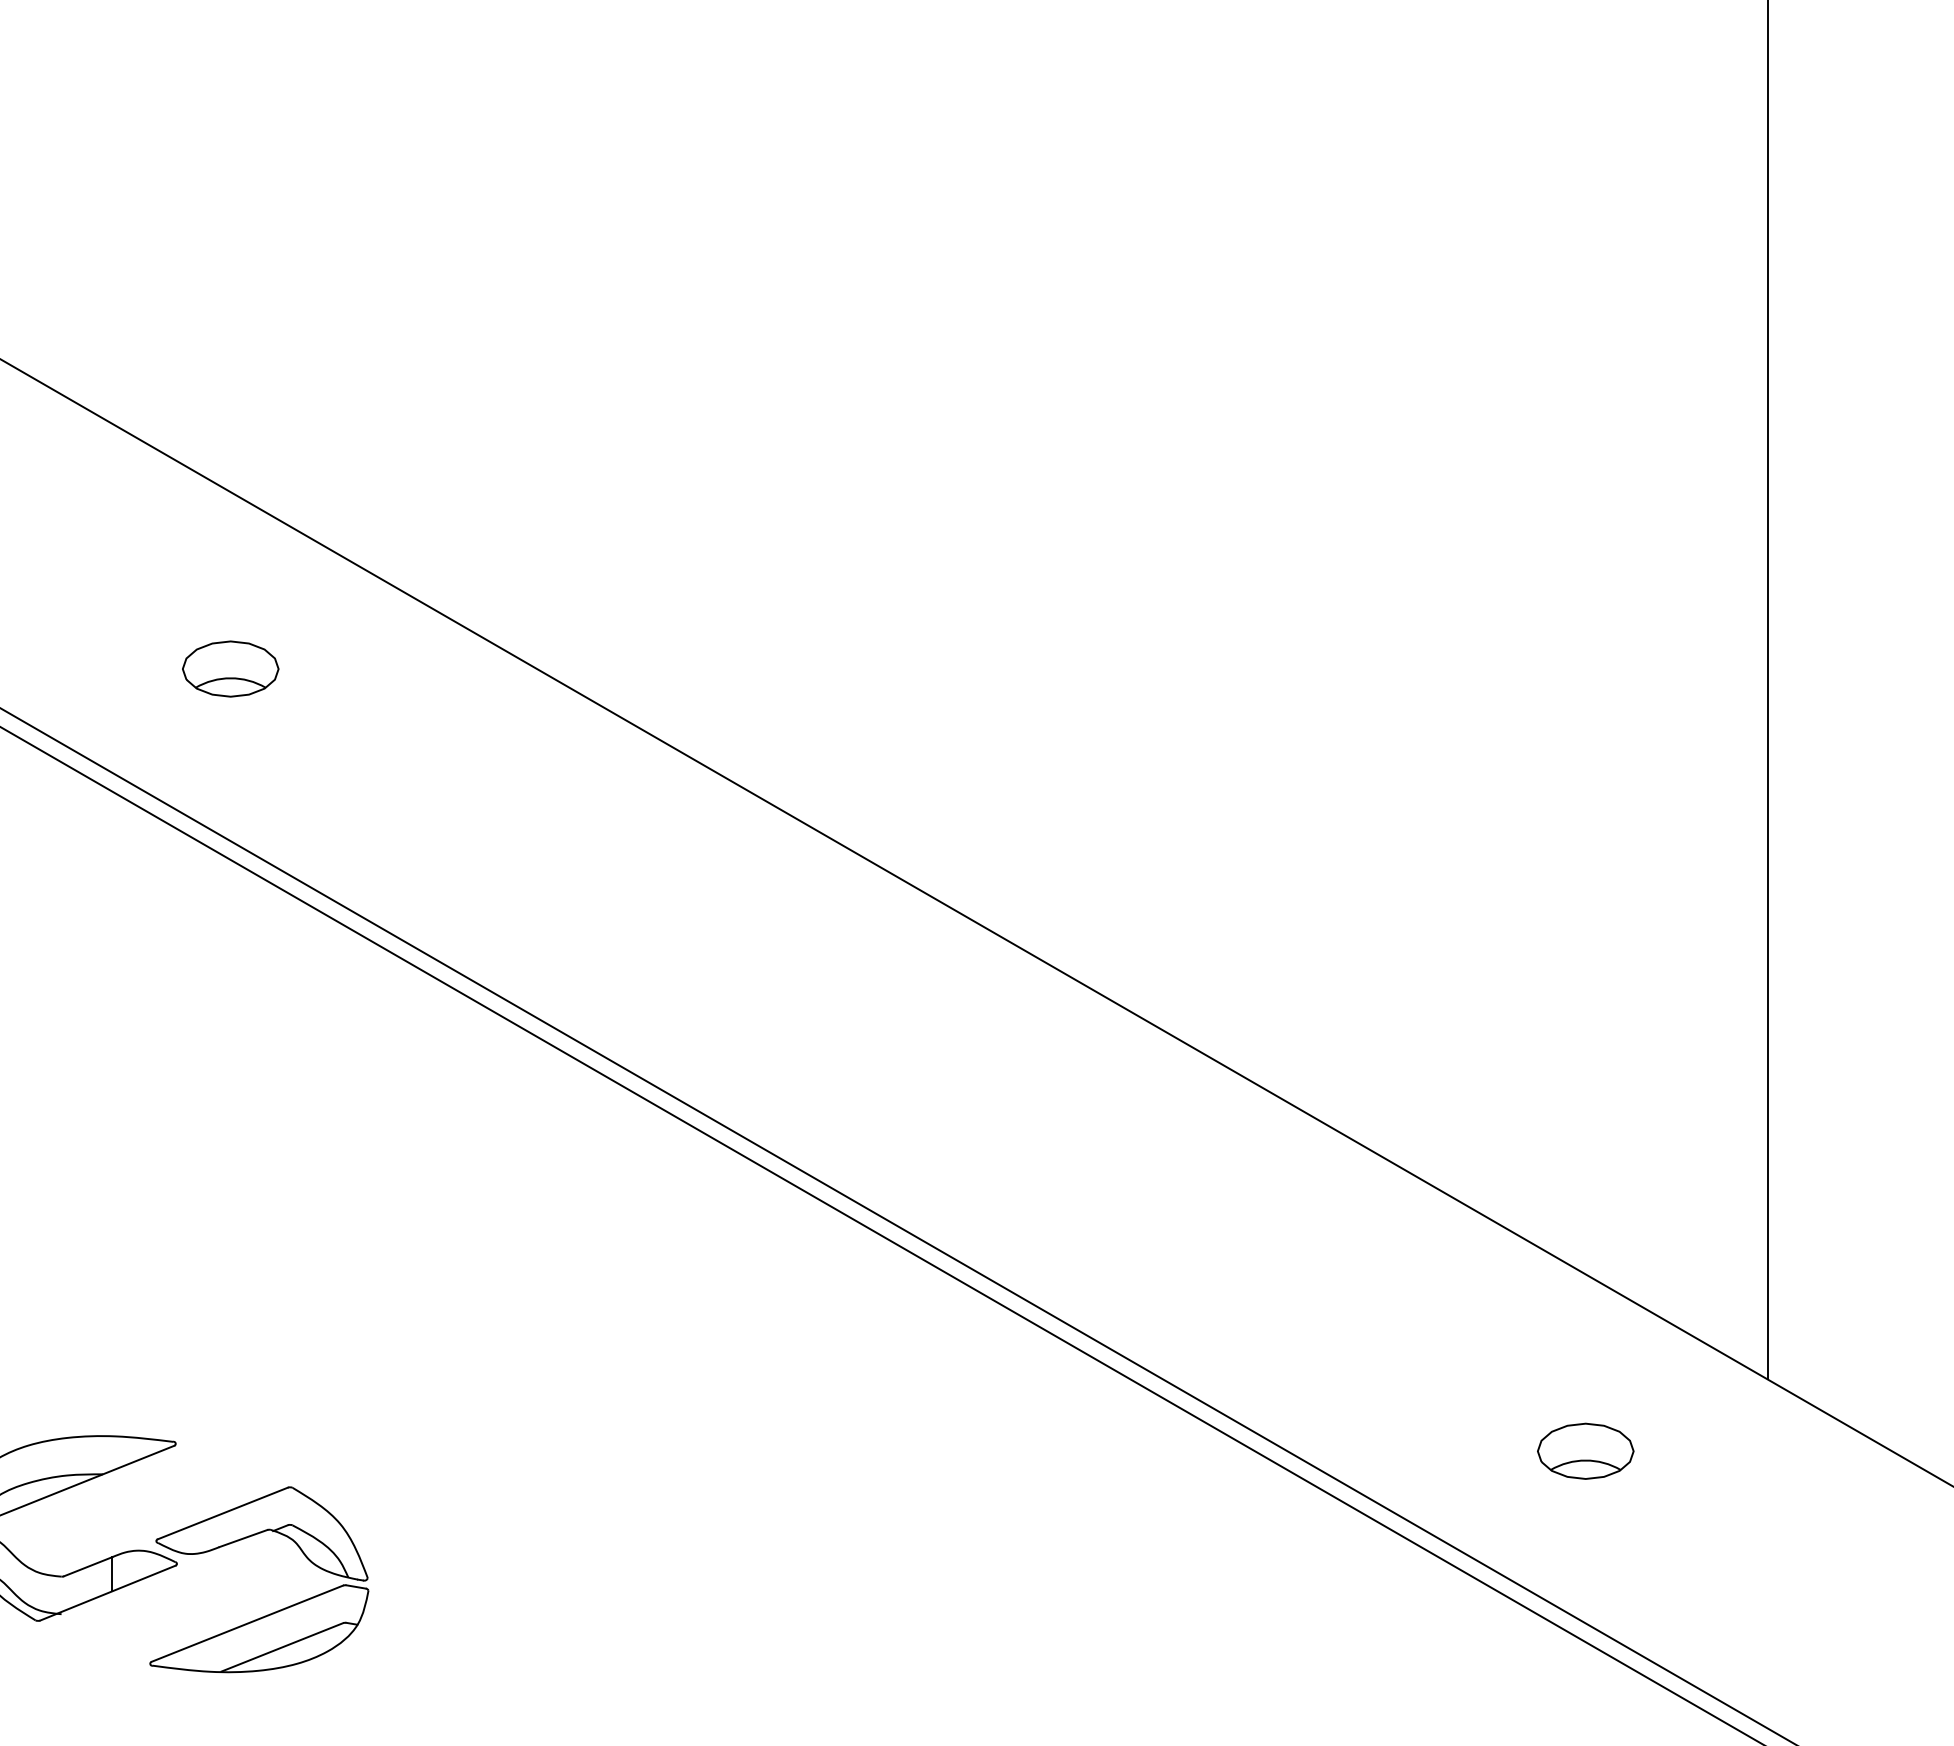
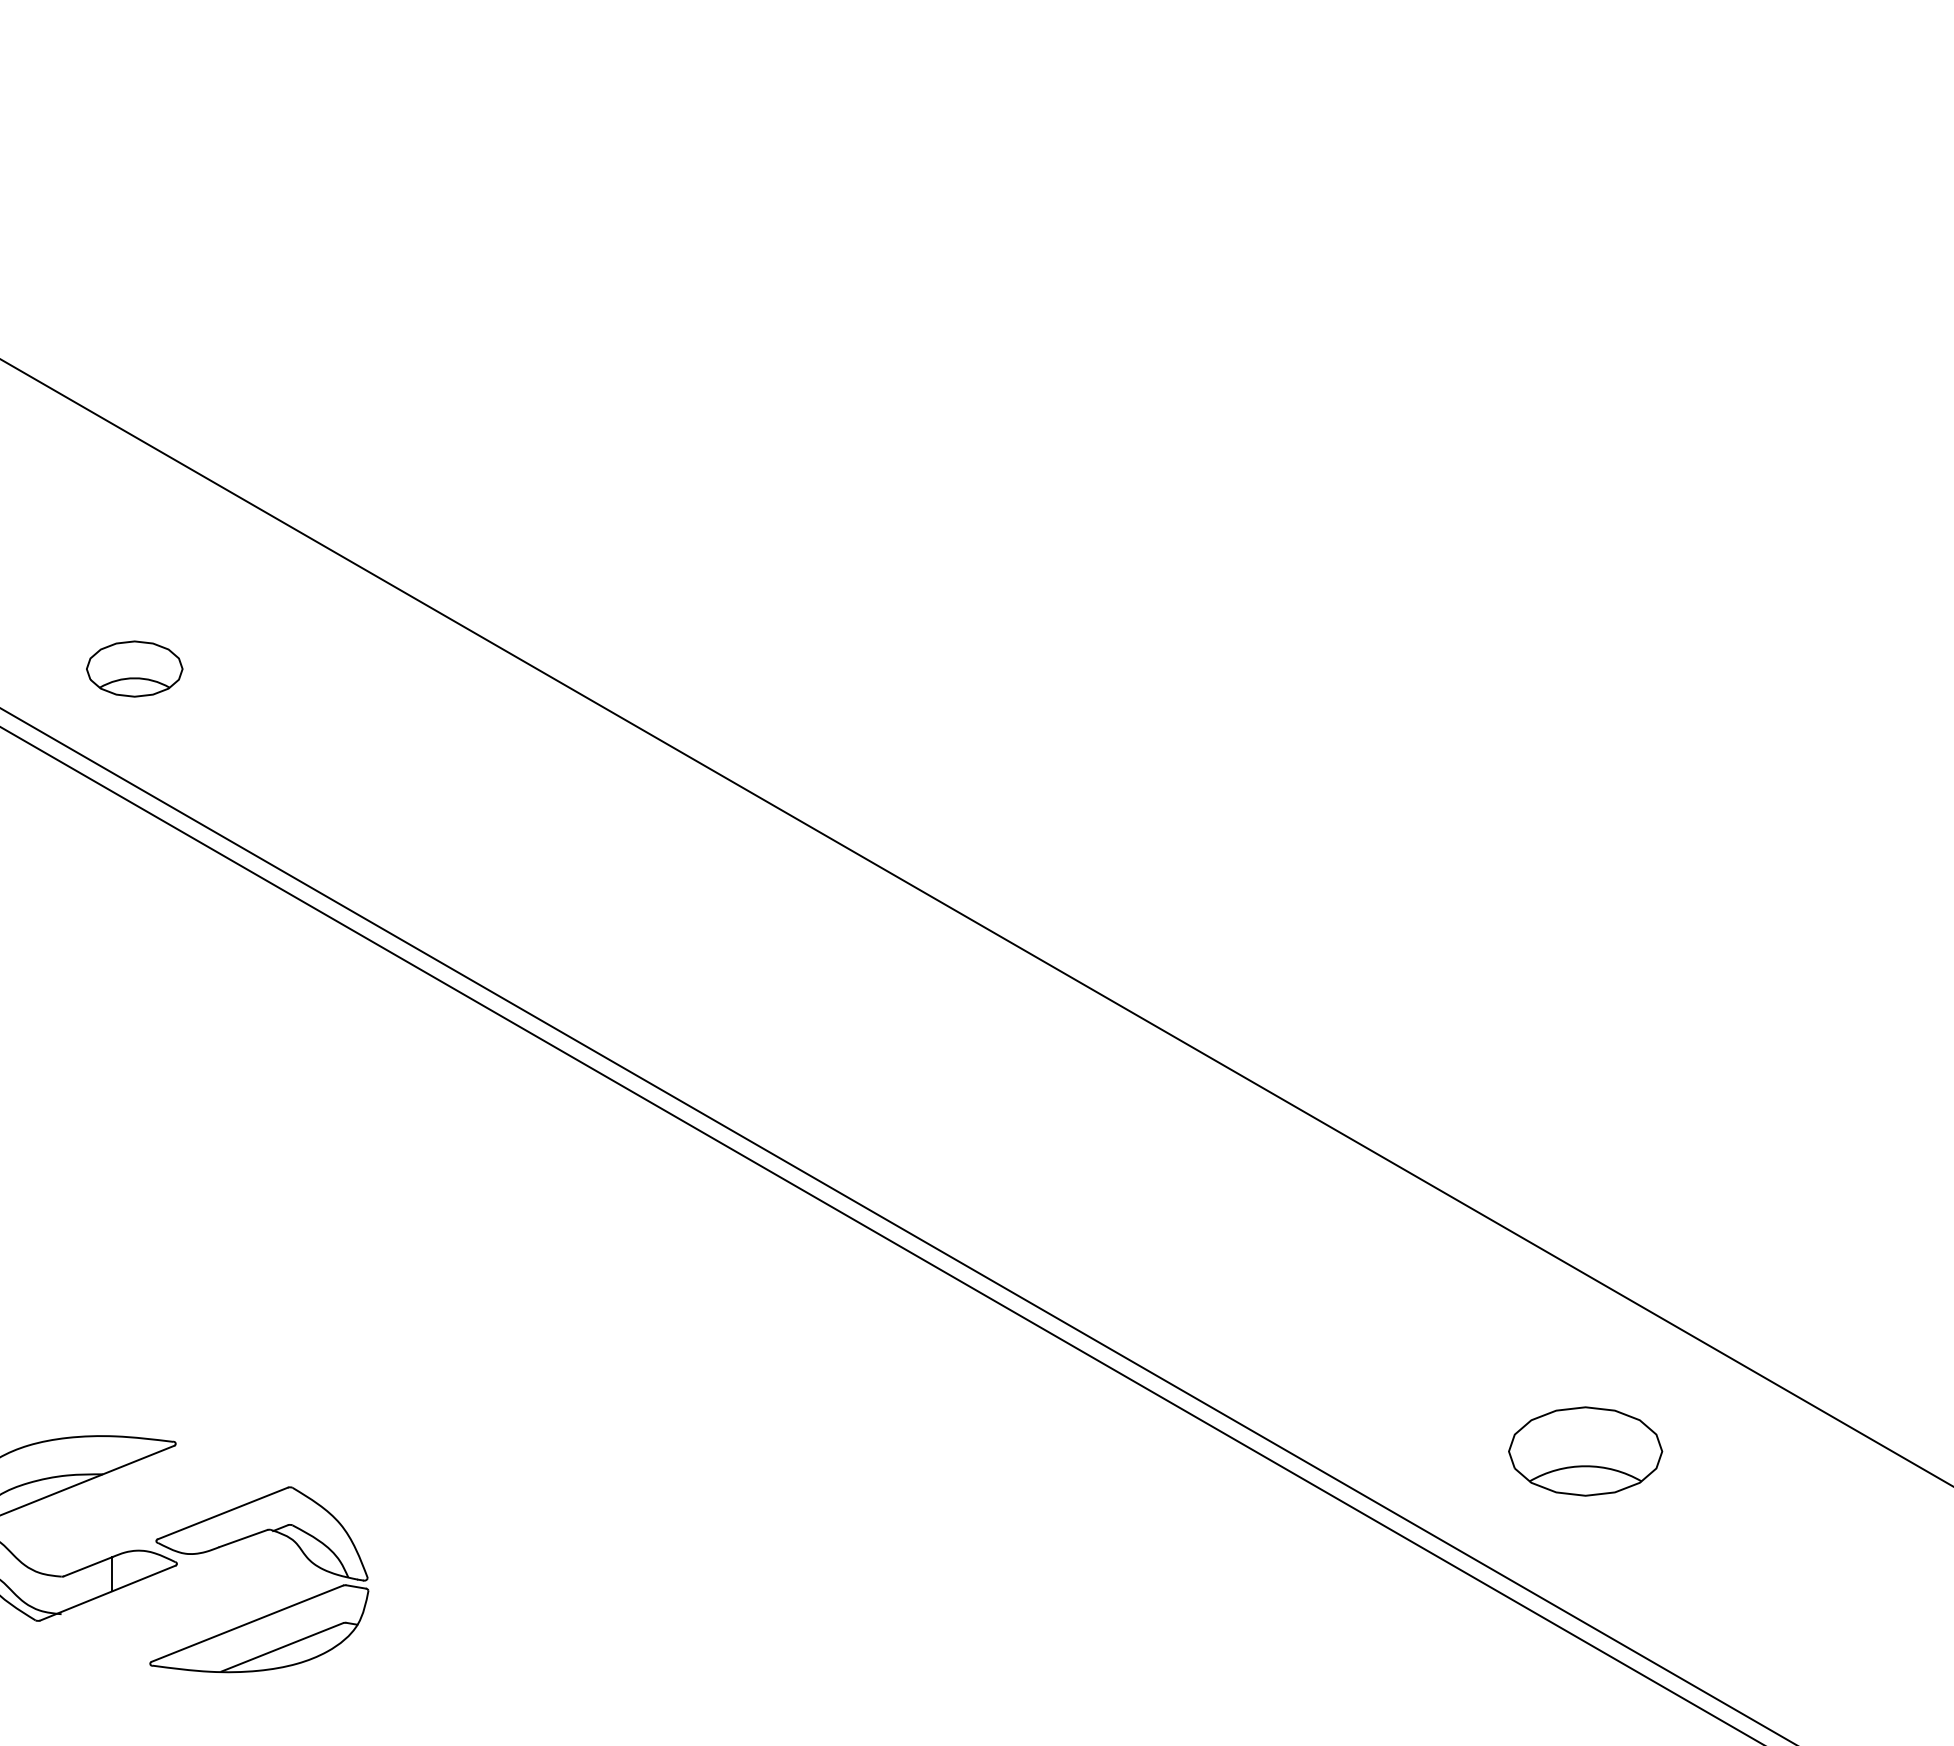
part position: (230, 668) -> (134, 668) (134, 668)
line: present -> none (1768, 690)
part size: 98x58 px -> 156x91 px (1585, 1451)
